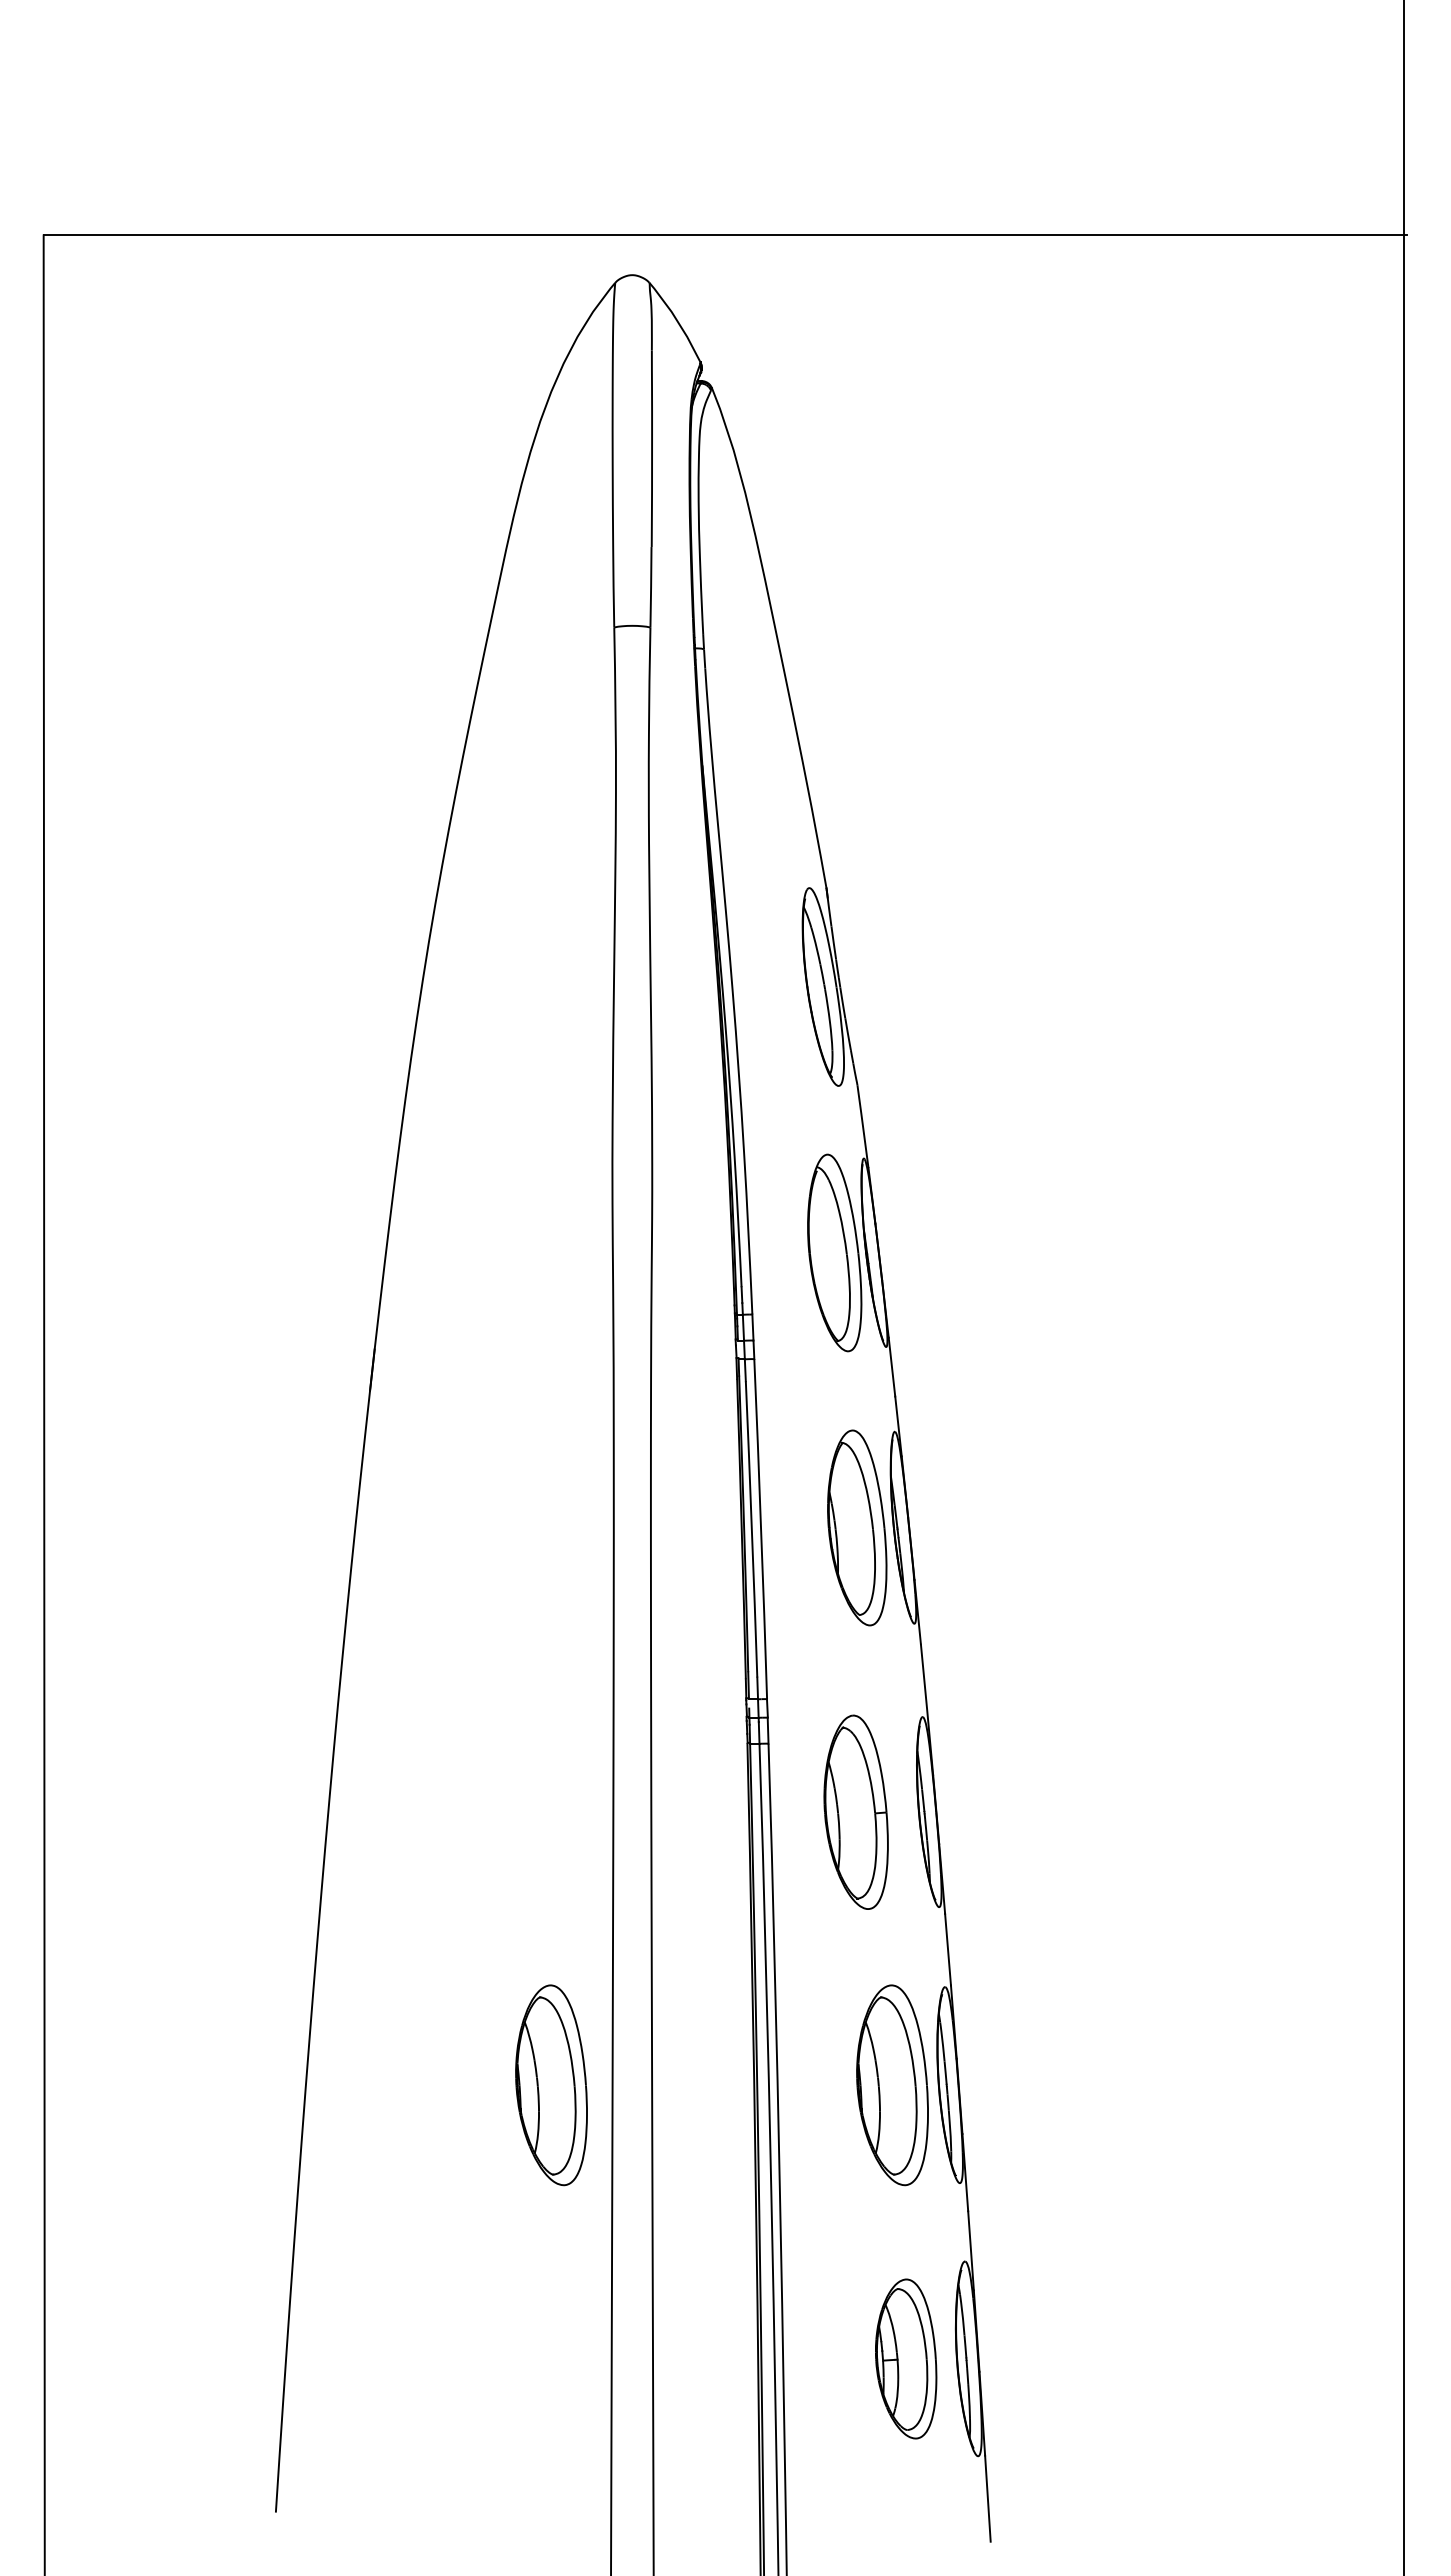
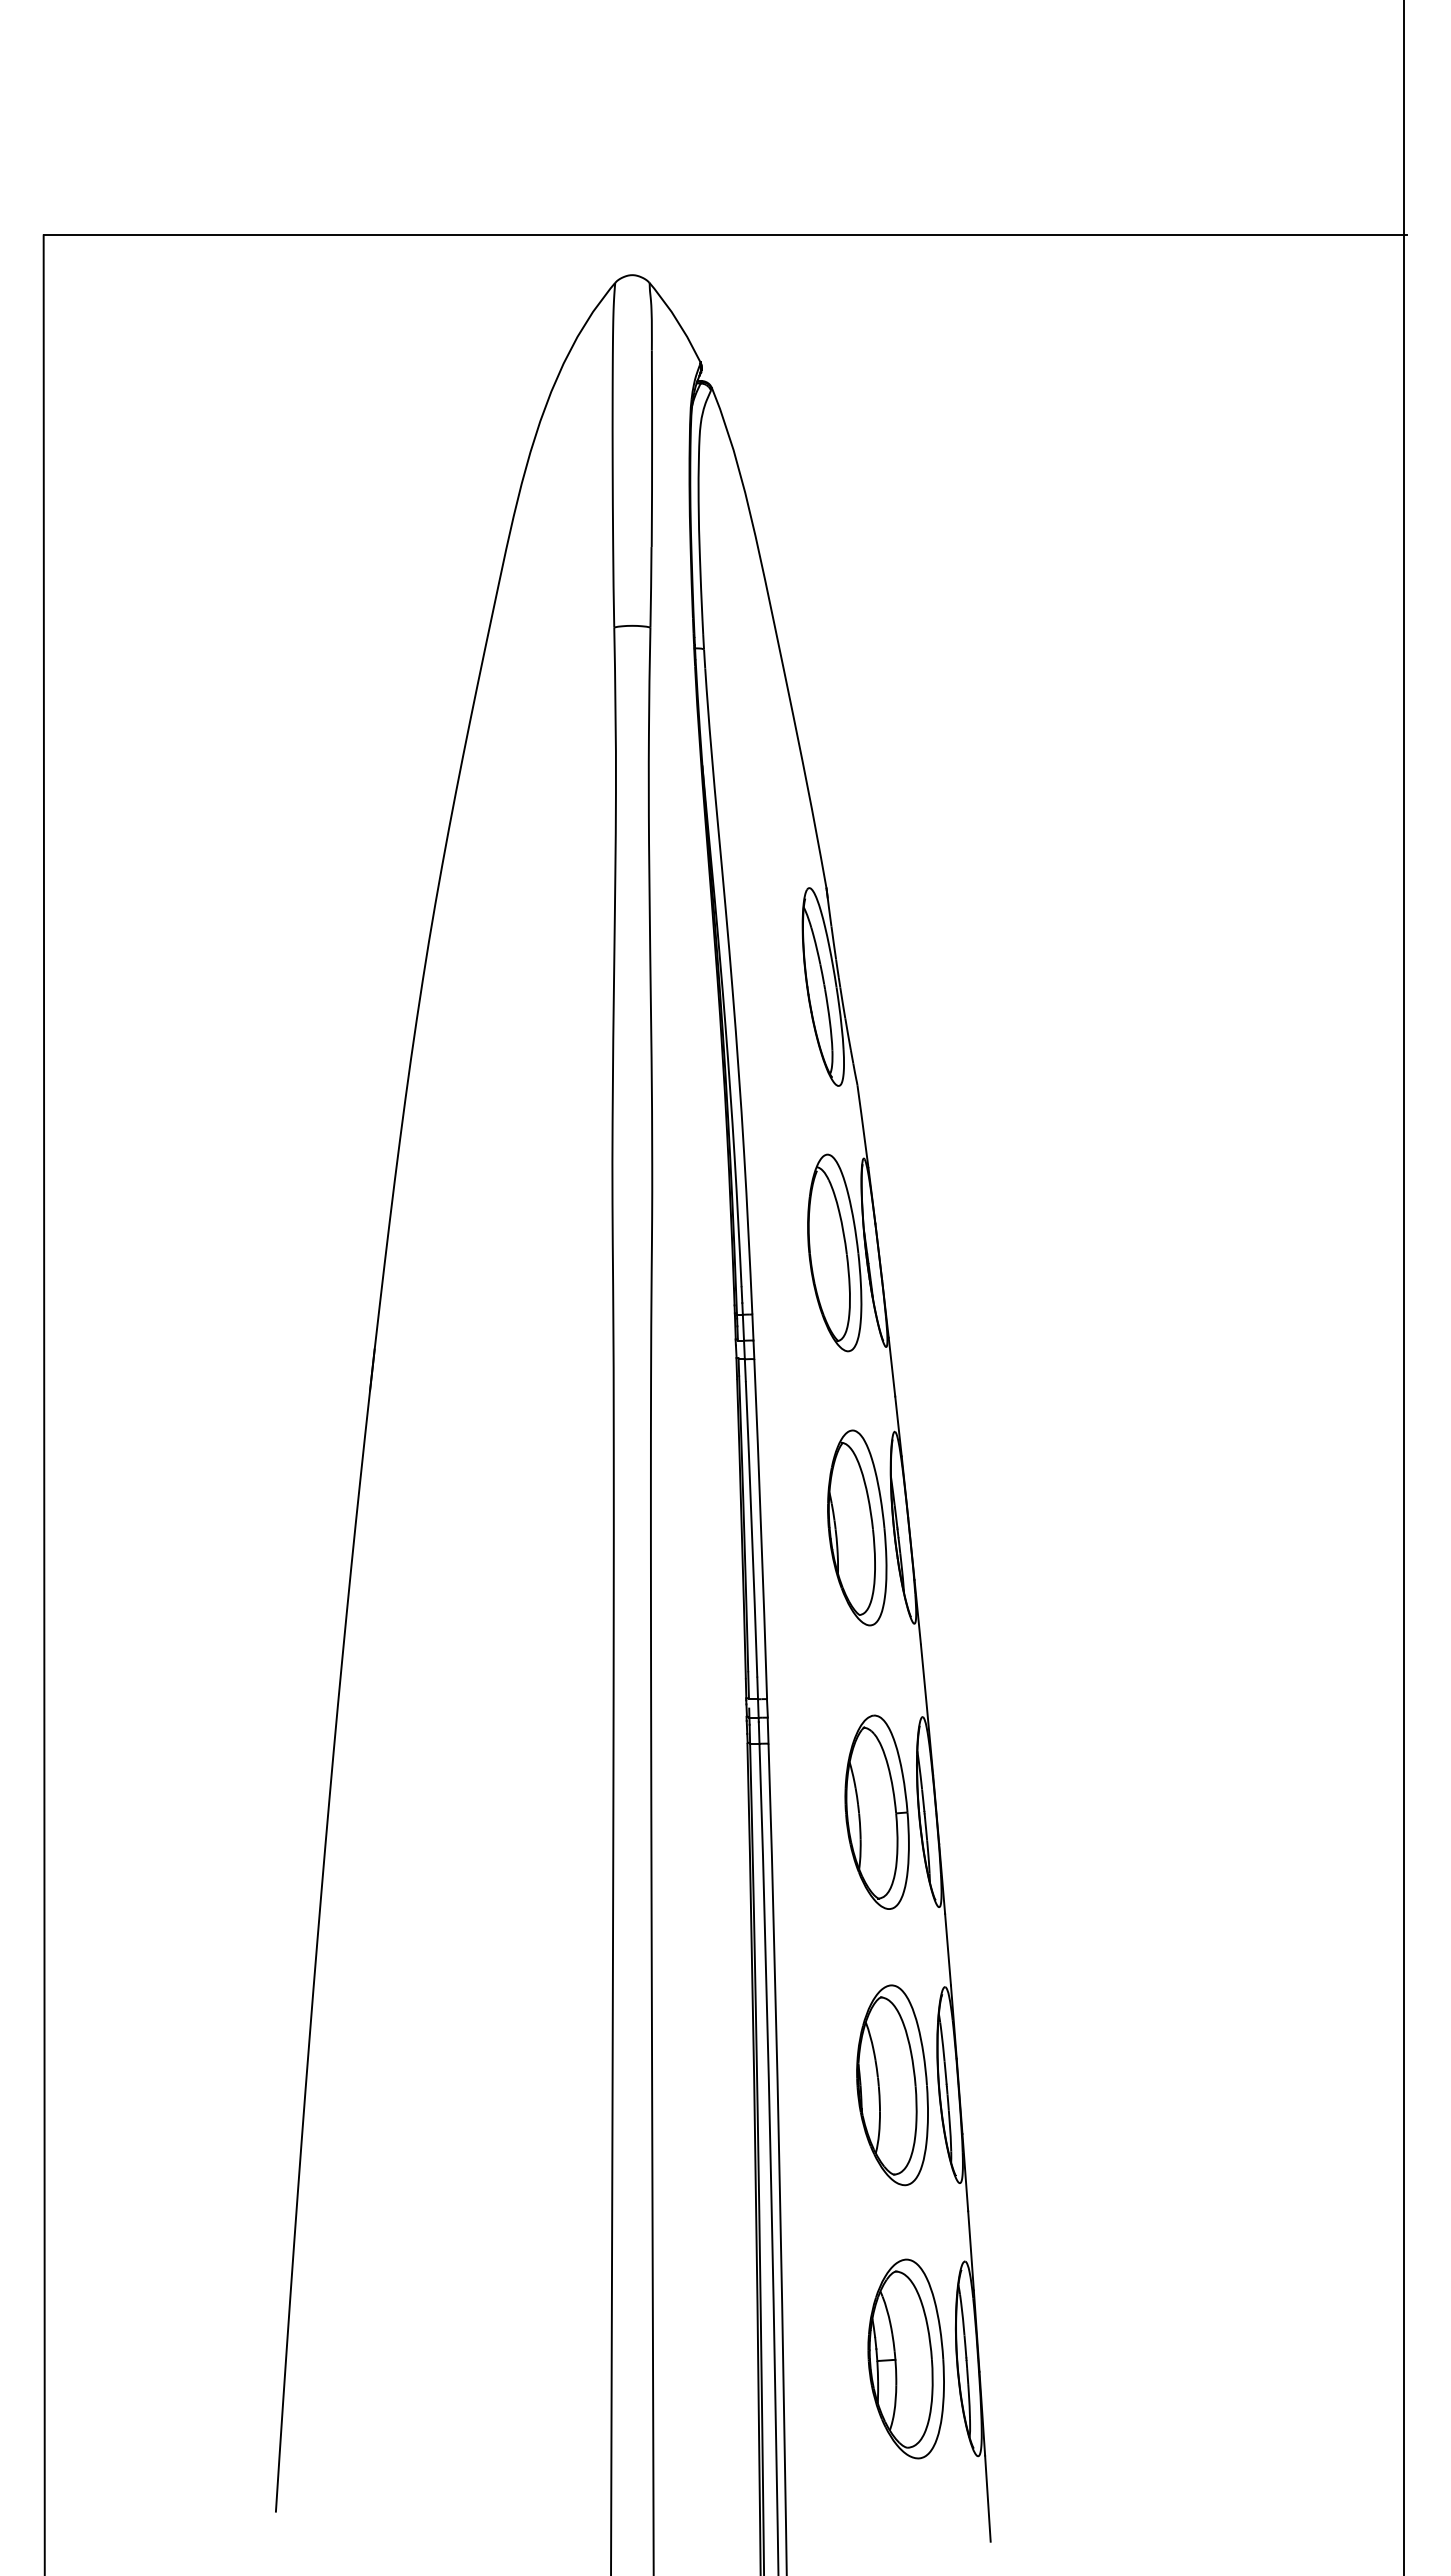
part position: (855, 1811) -> (876, 1811) (876, 1811)
part: present -> none (551, 2085)
part size: 63x162 px -> 78x202 px (905, 2358)
